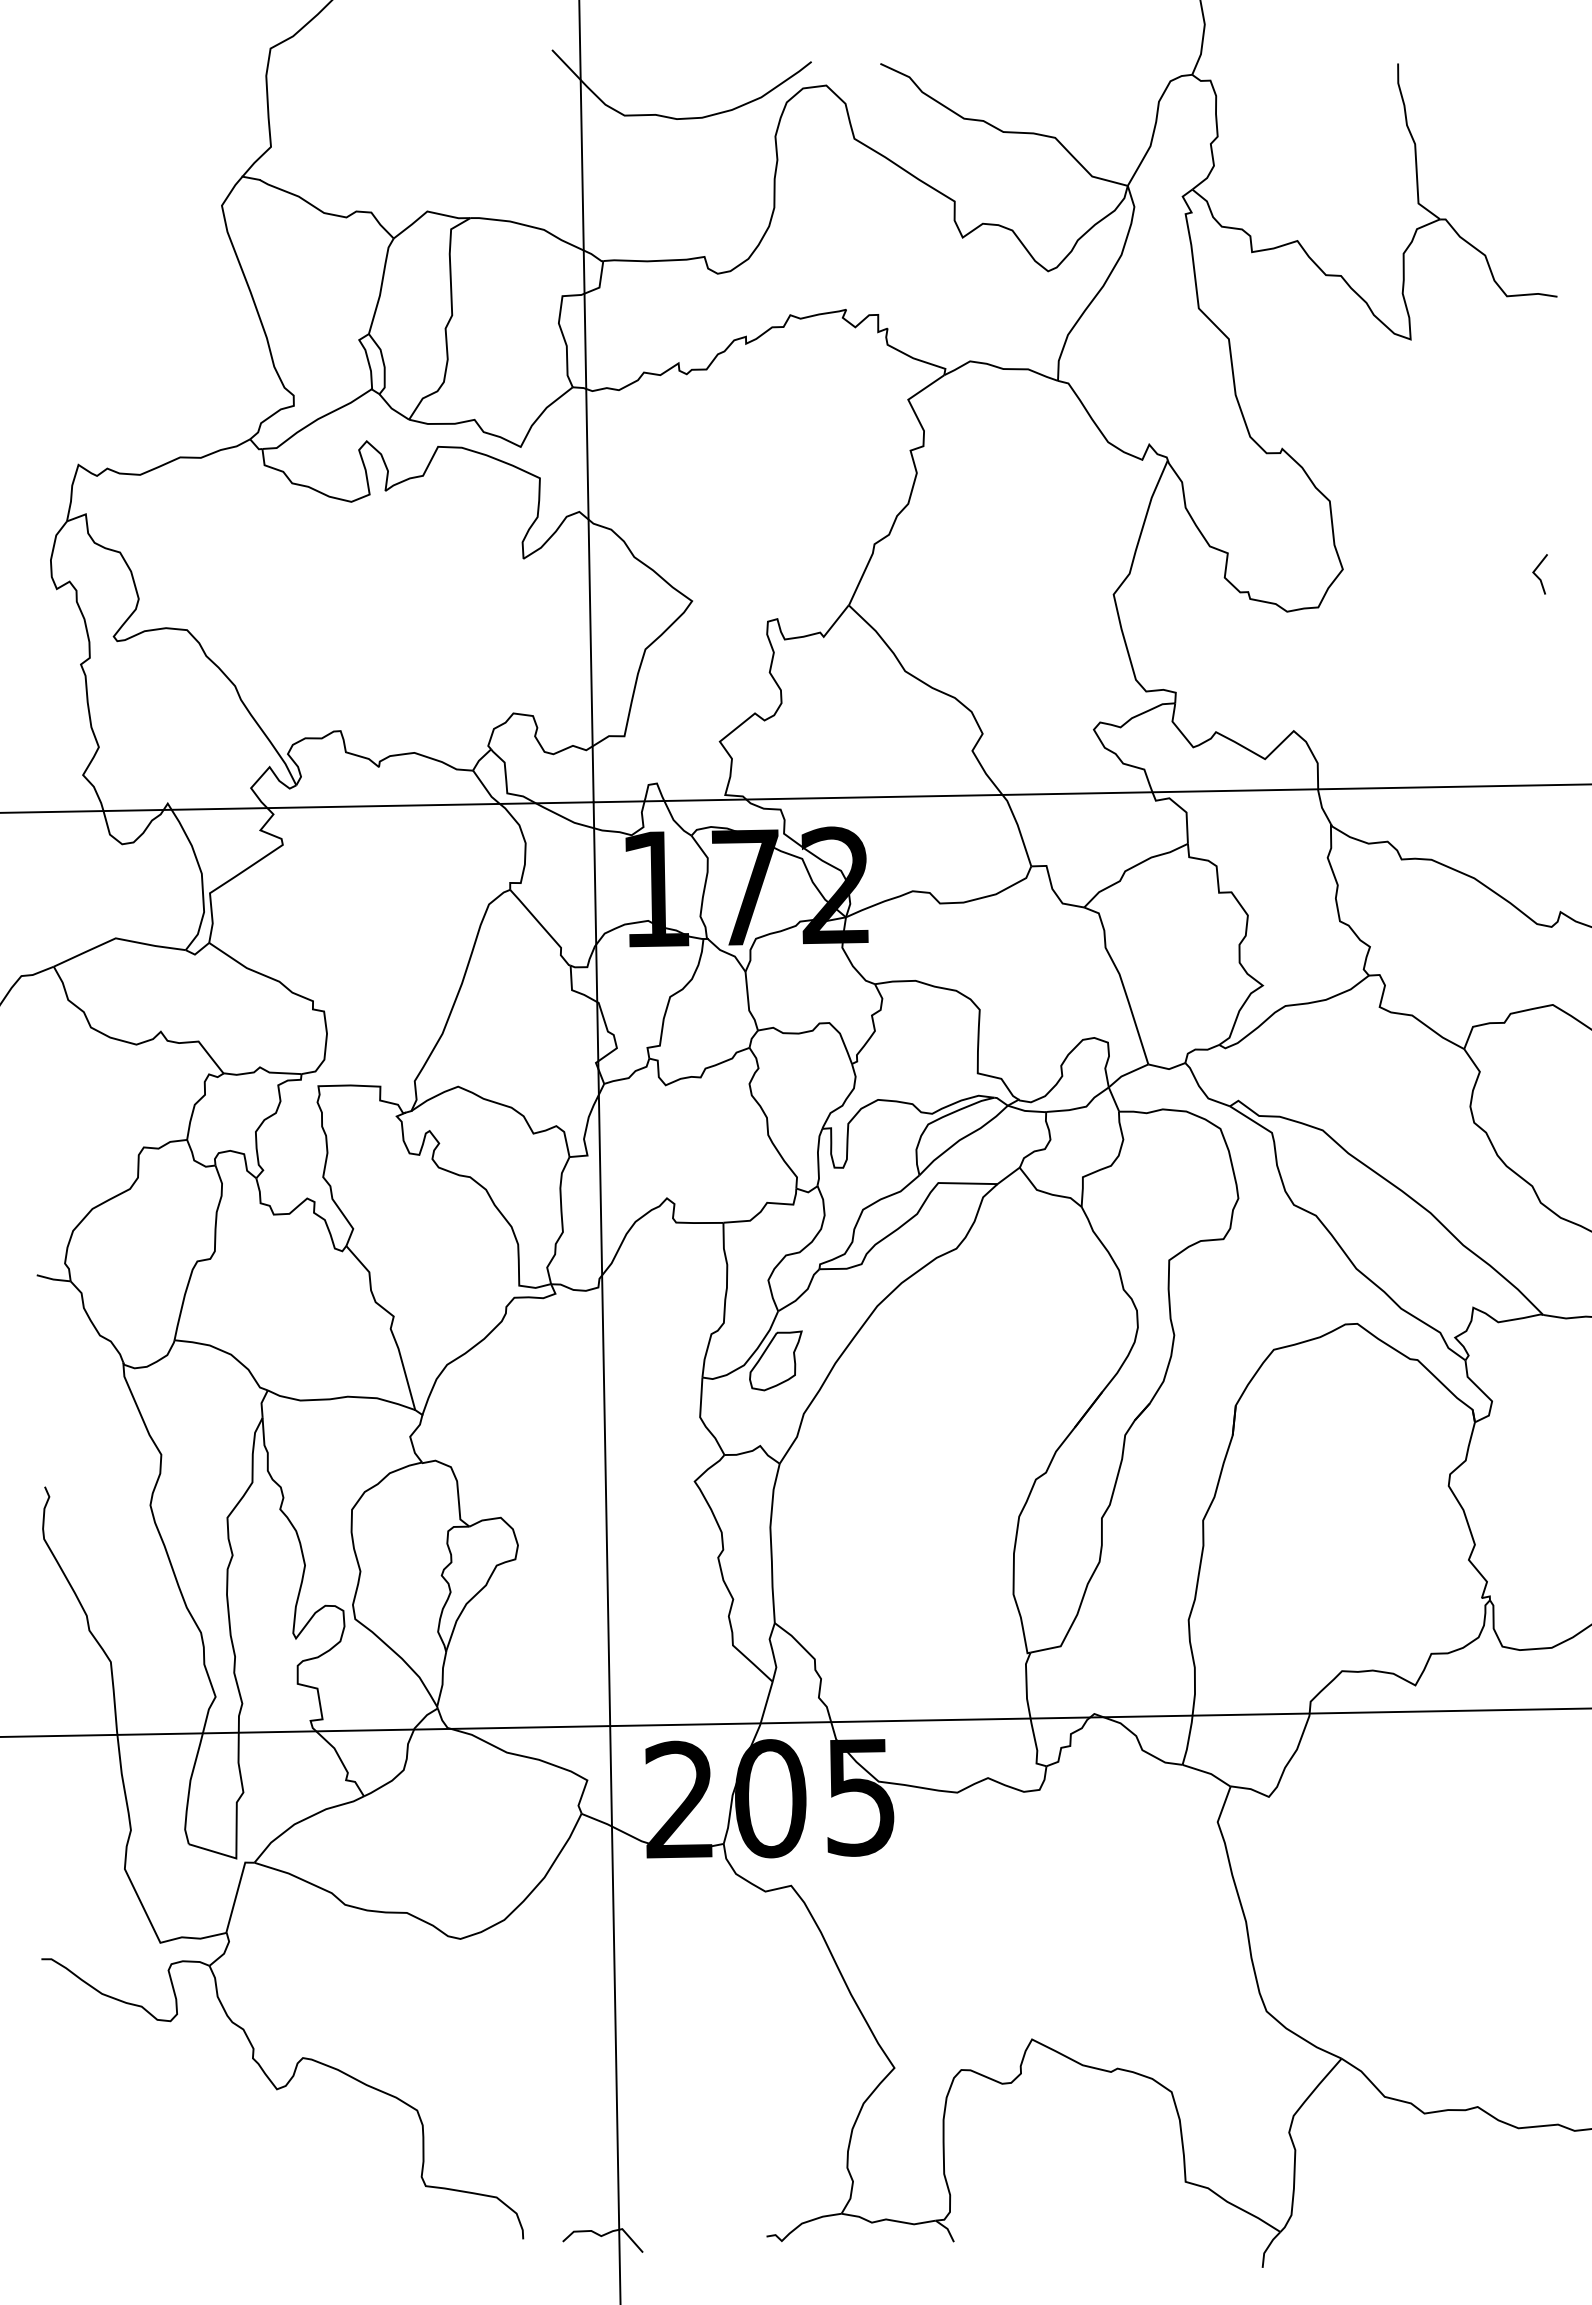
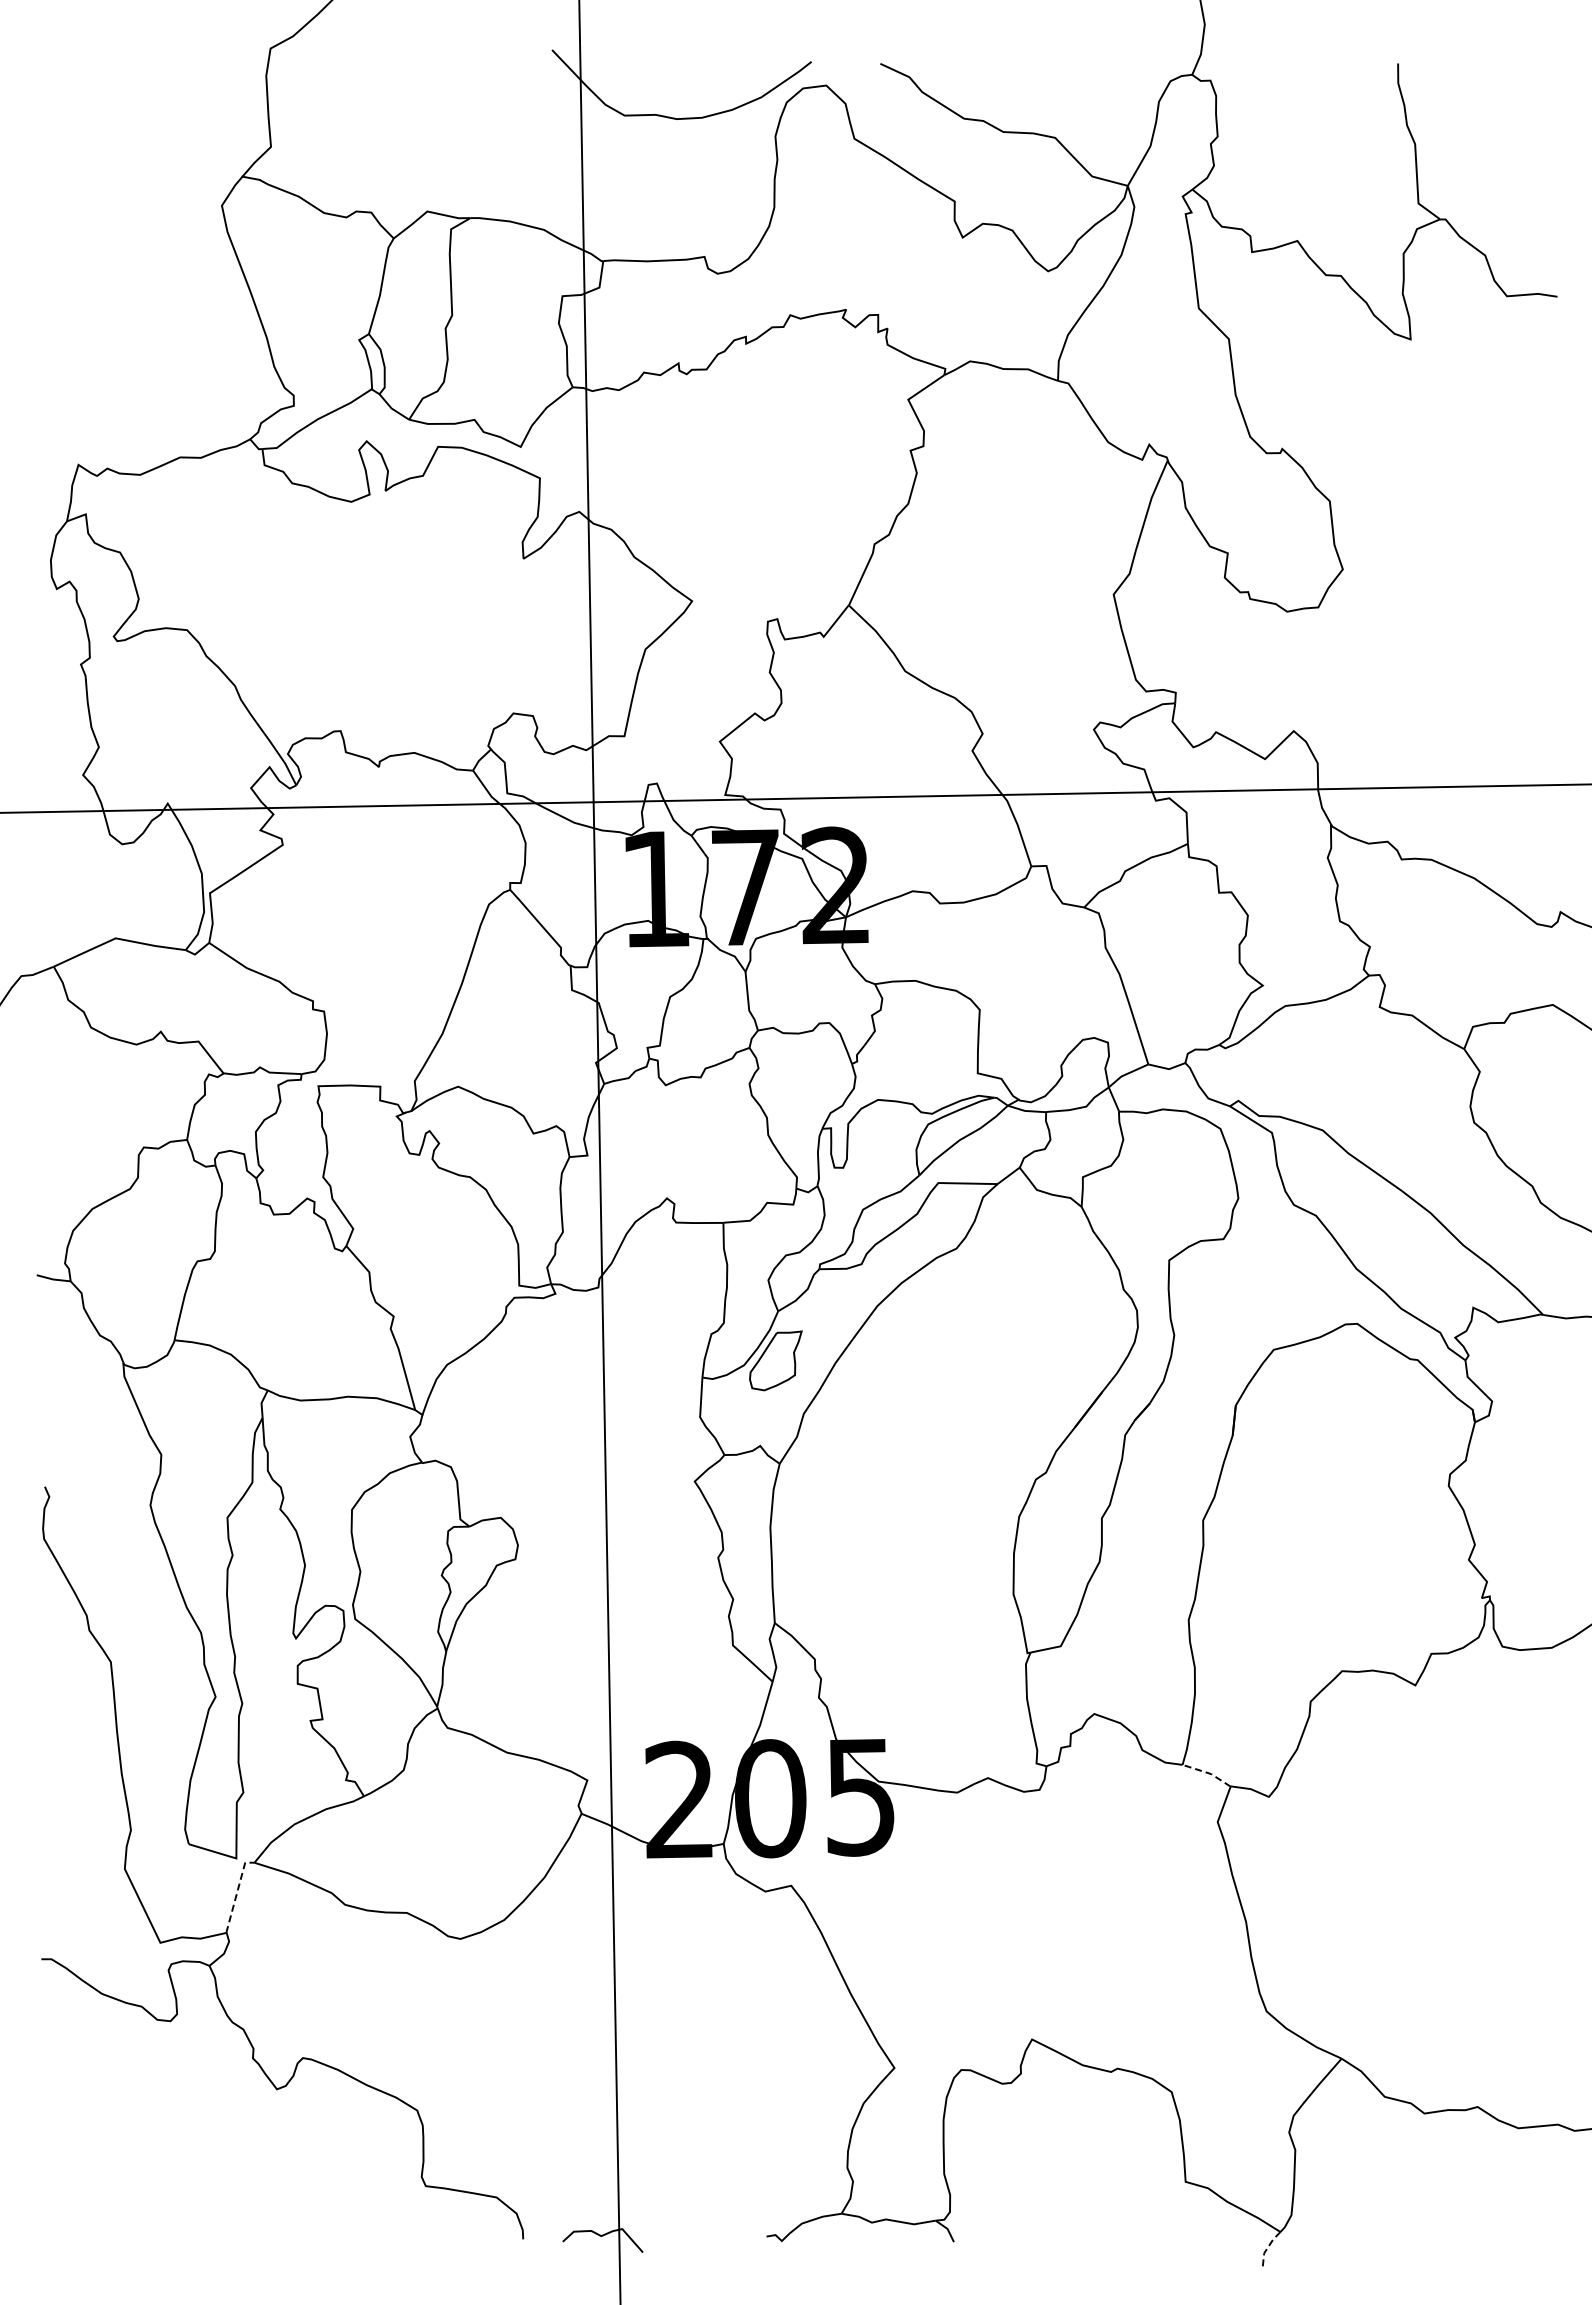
line: present -> none (1537, 575)
line: present -> none (795, 1722)
line: solid -> dashed (1208, 1773)
line: solid -> dashed (237, 1892)
line: solid -> dashed (1267, 2248)
